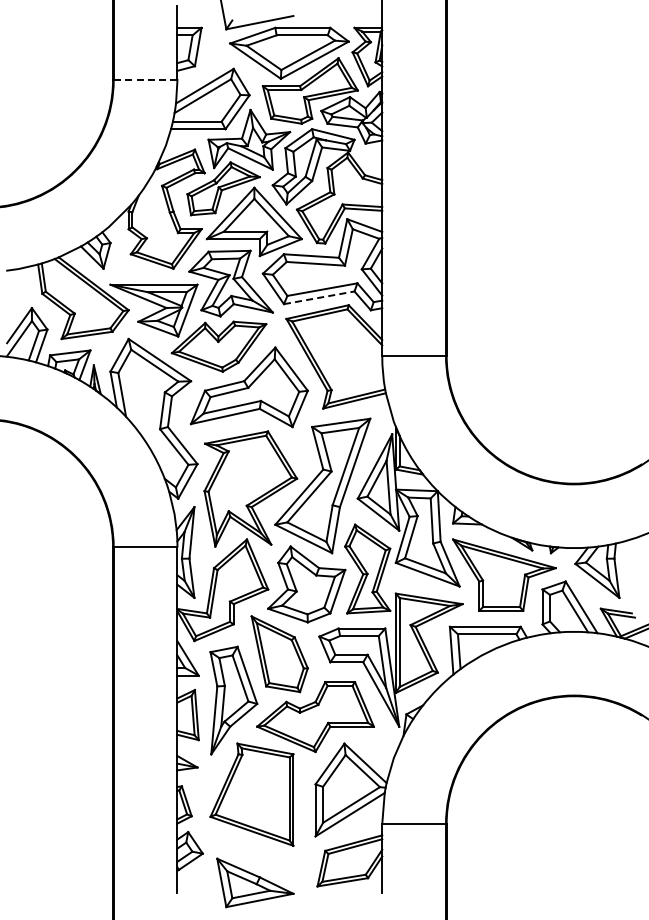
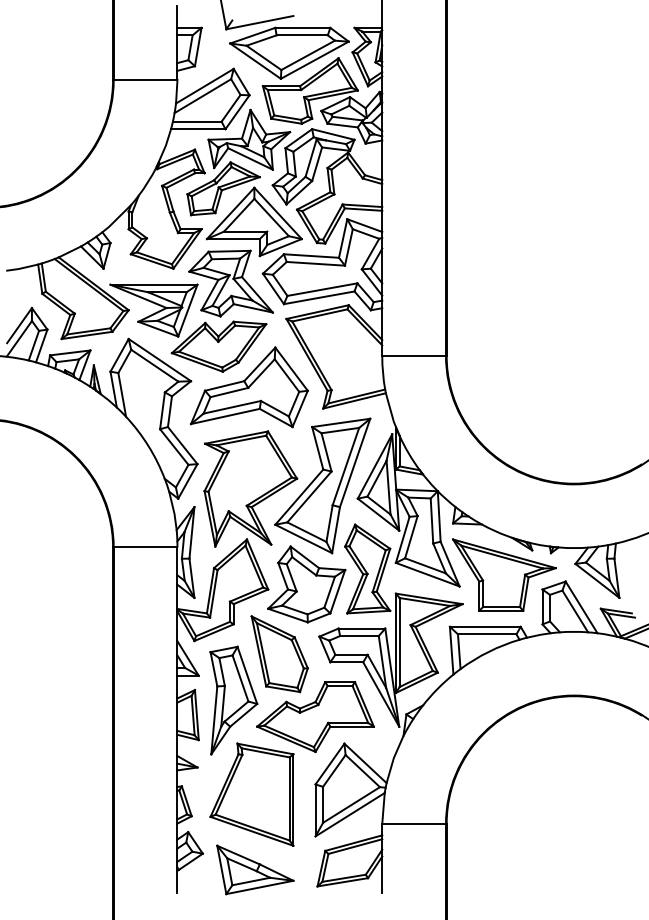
line: dashed -> solid (145, 80)
line: dashed -> solid (319, 297)
part position: (255, 882) -> (255, 869) (255, 869)
